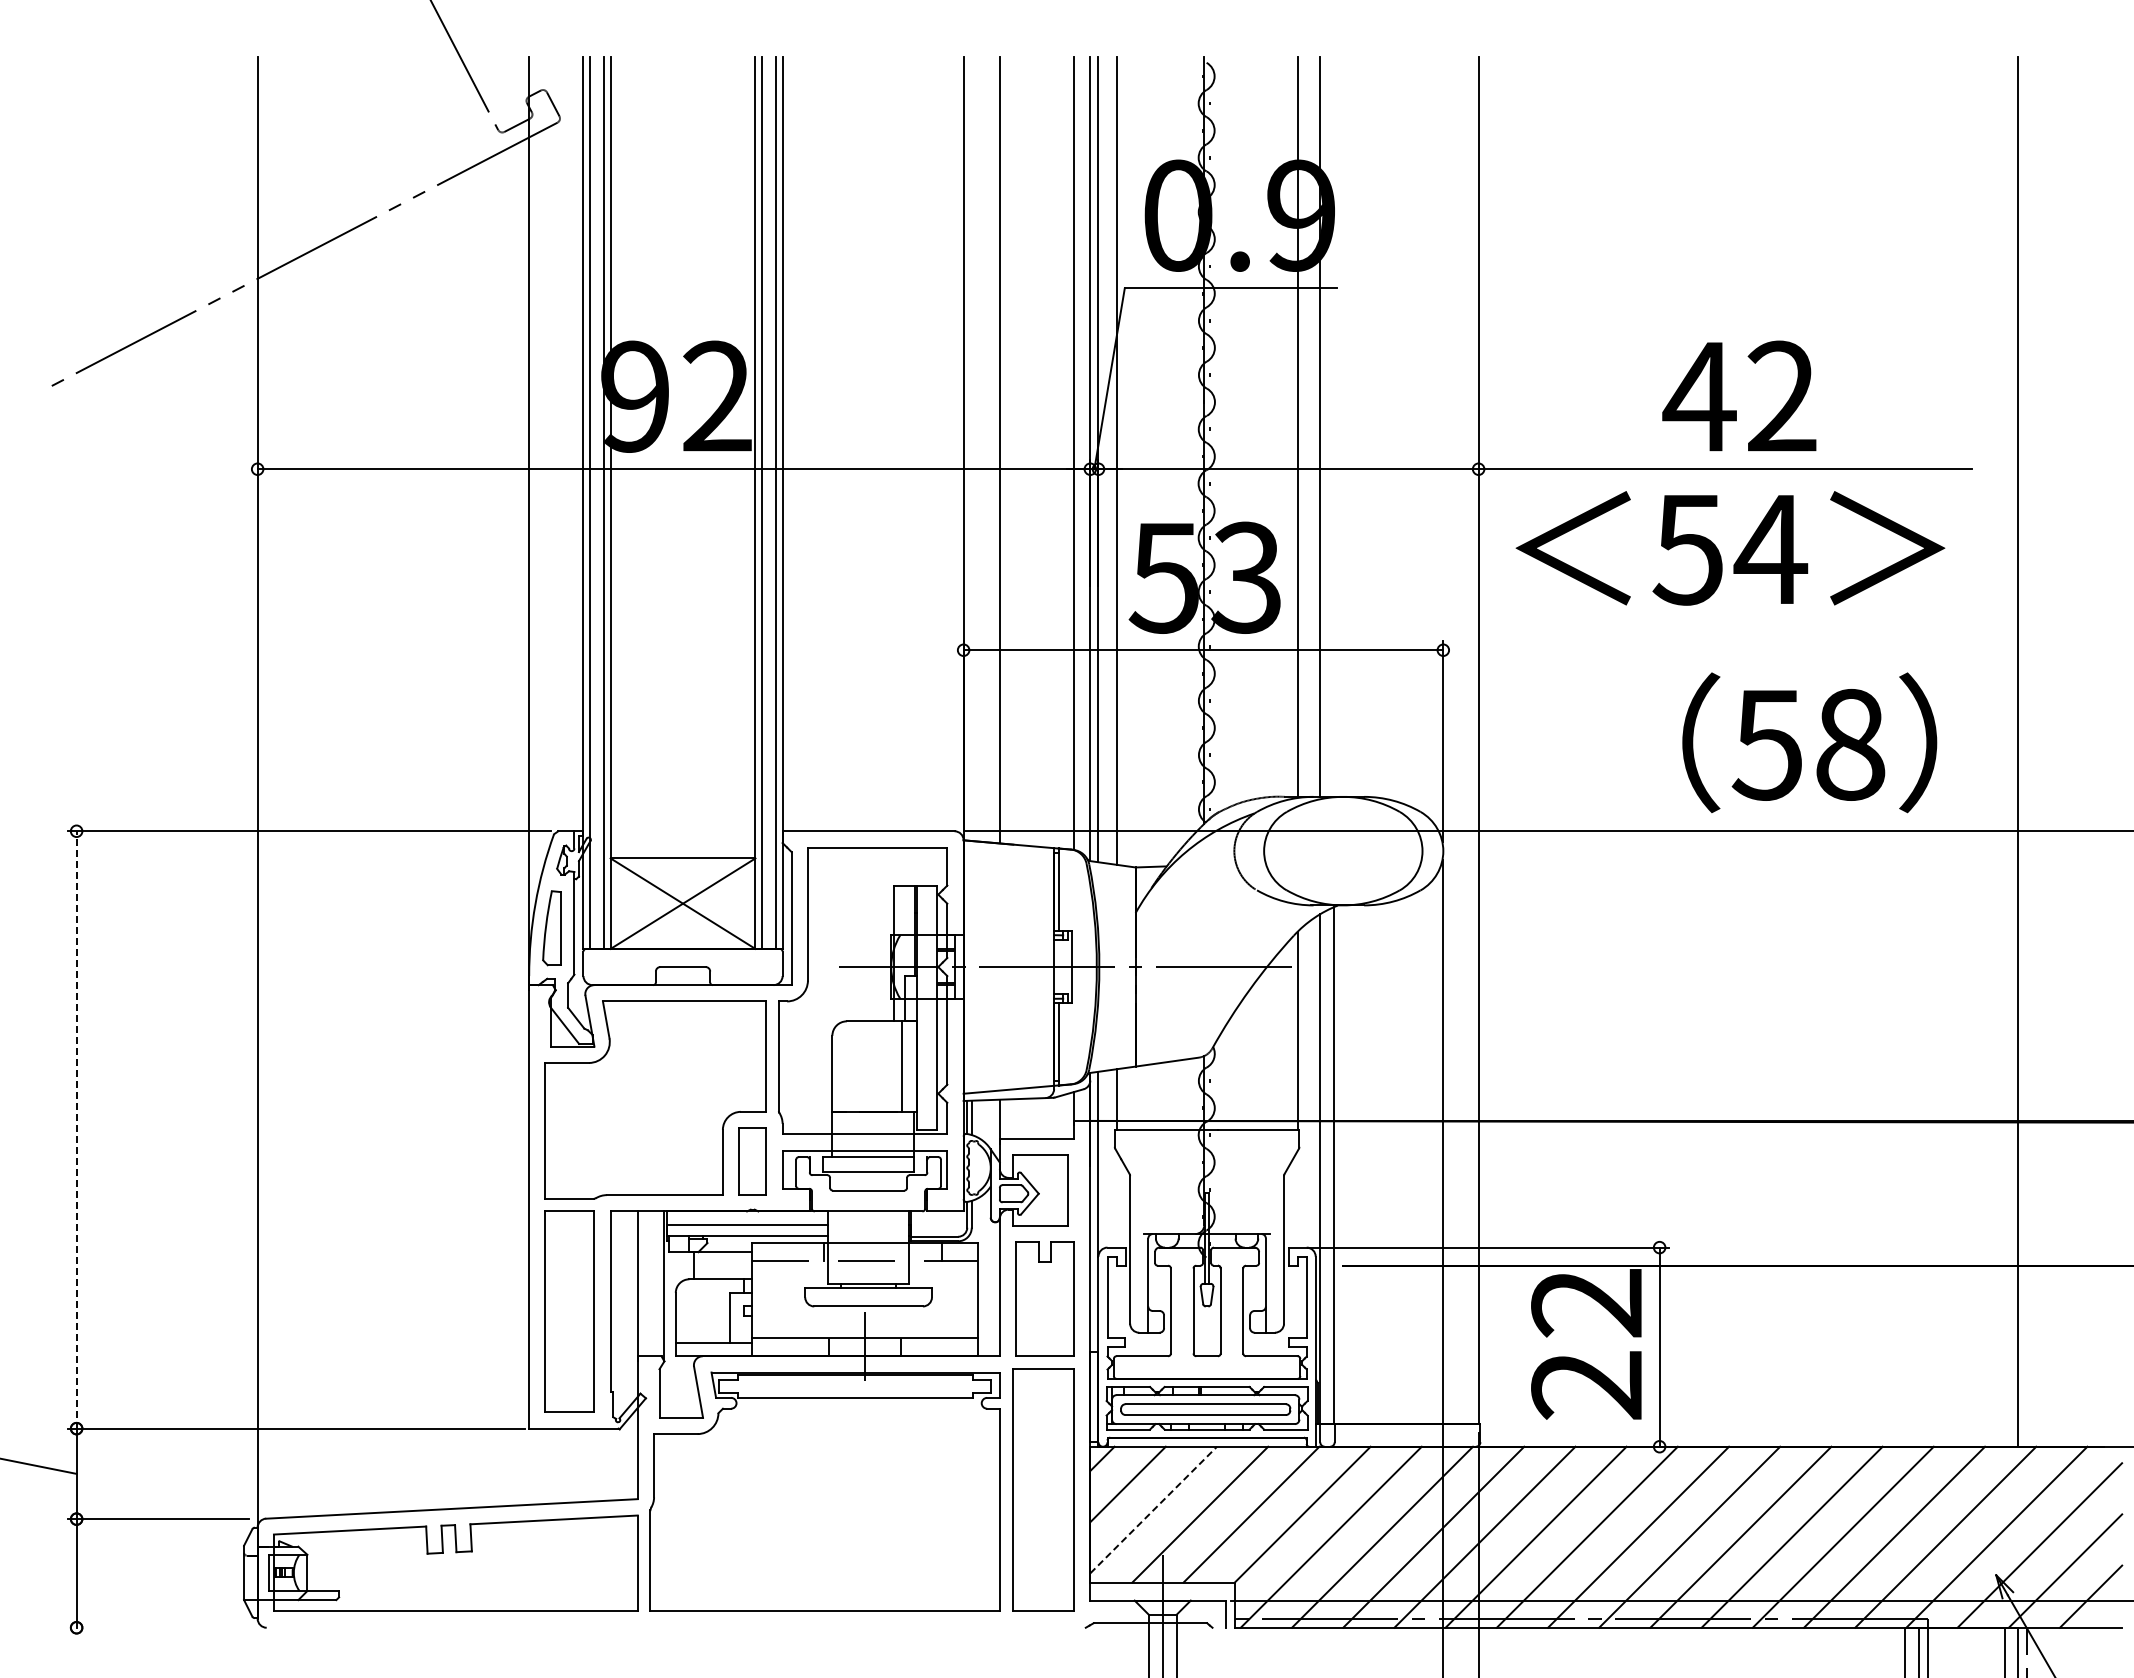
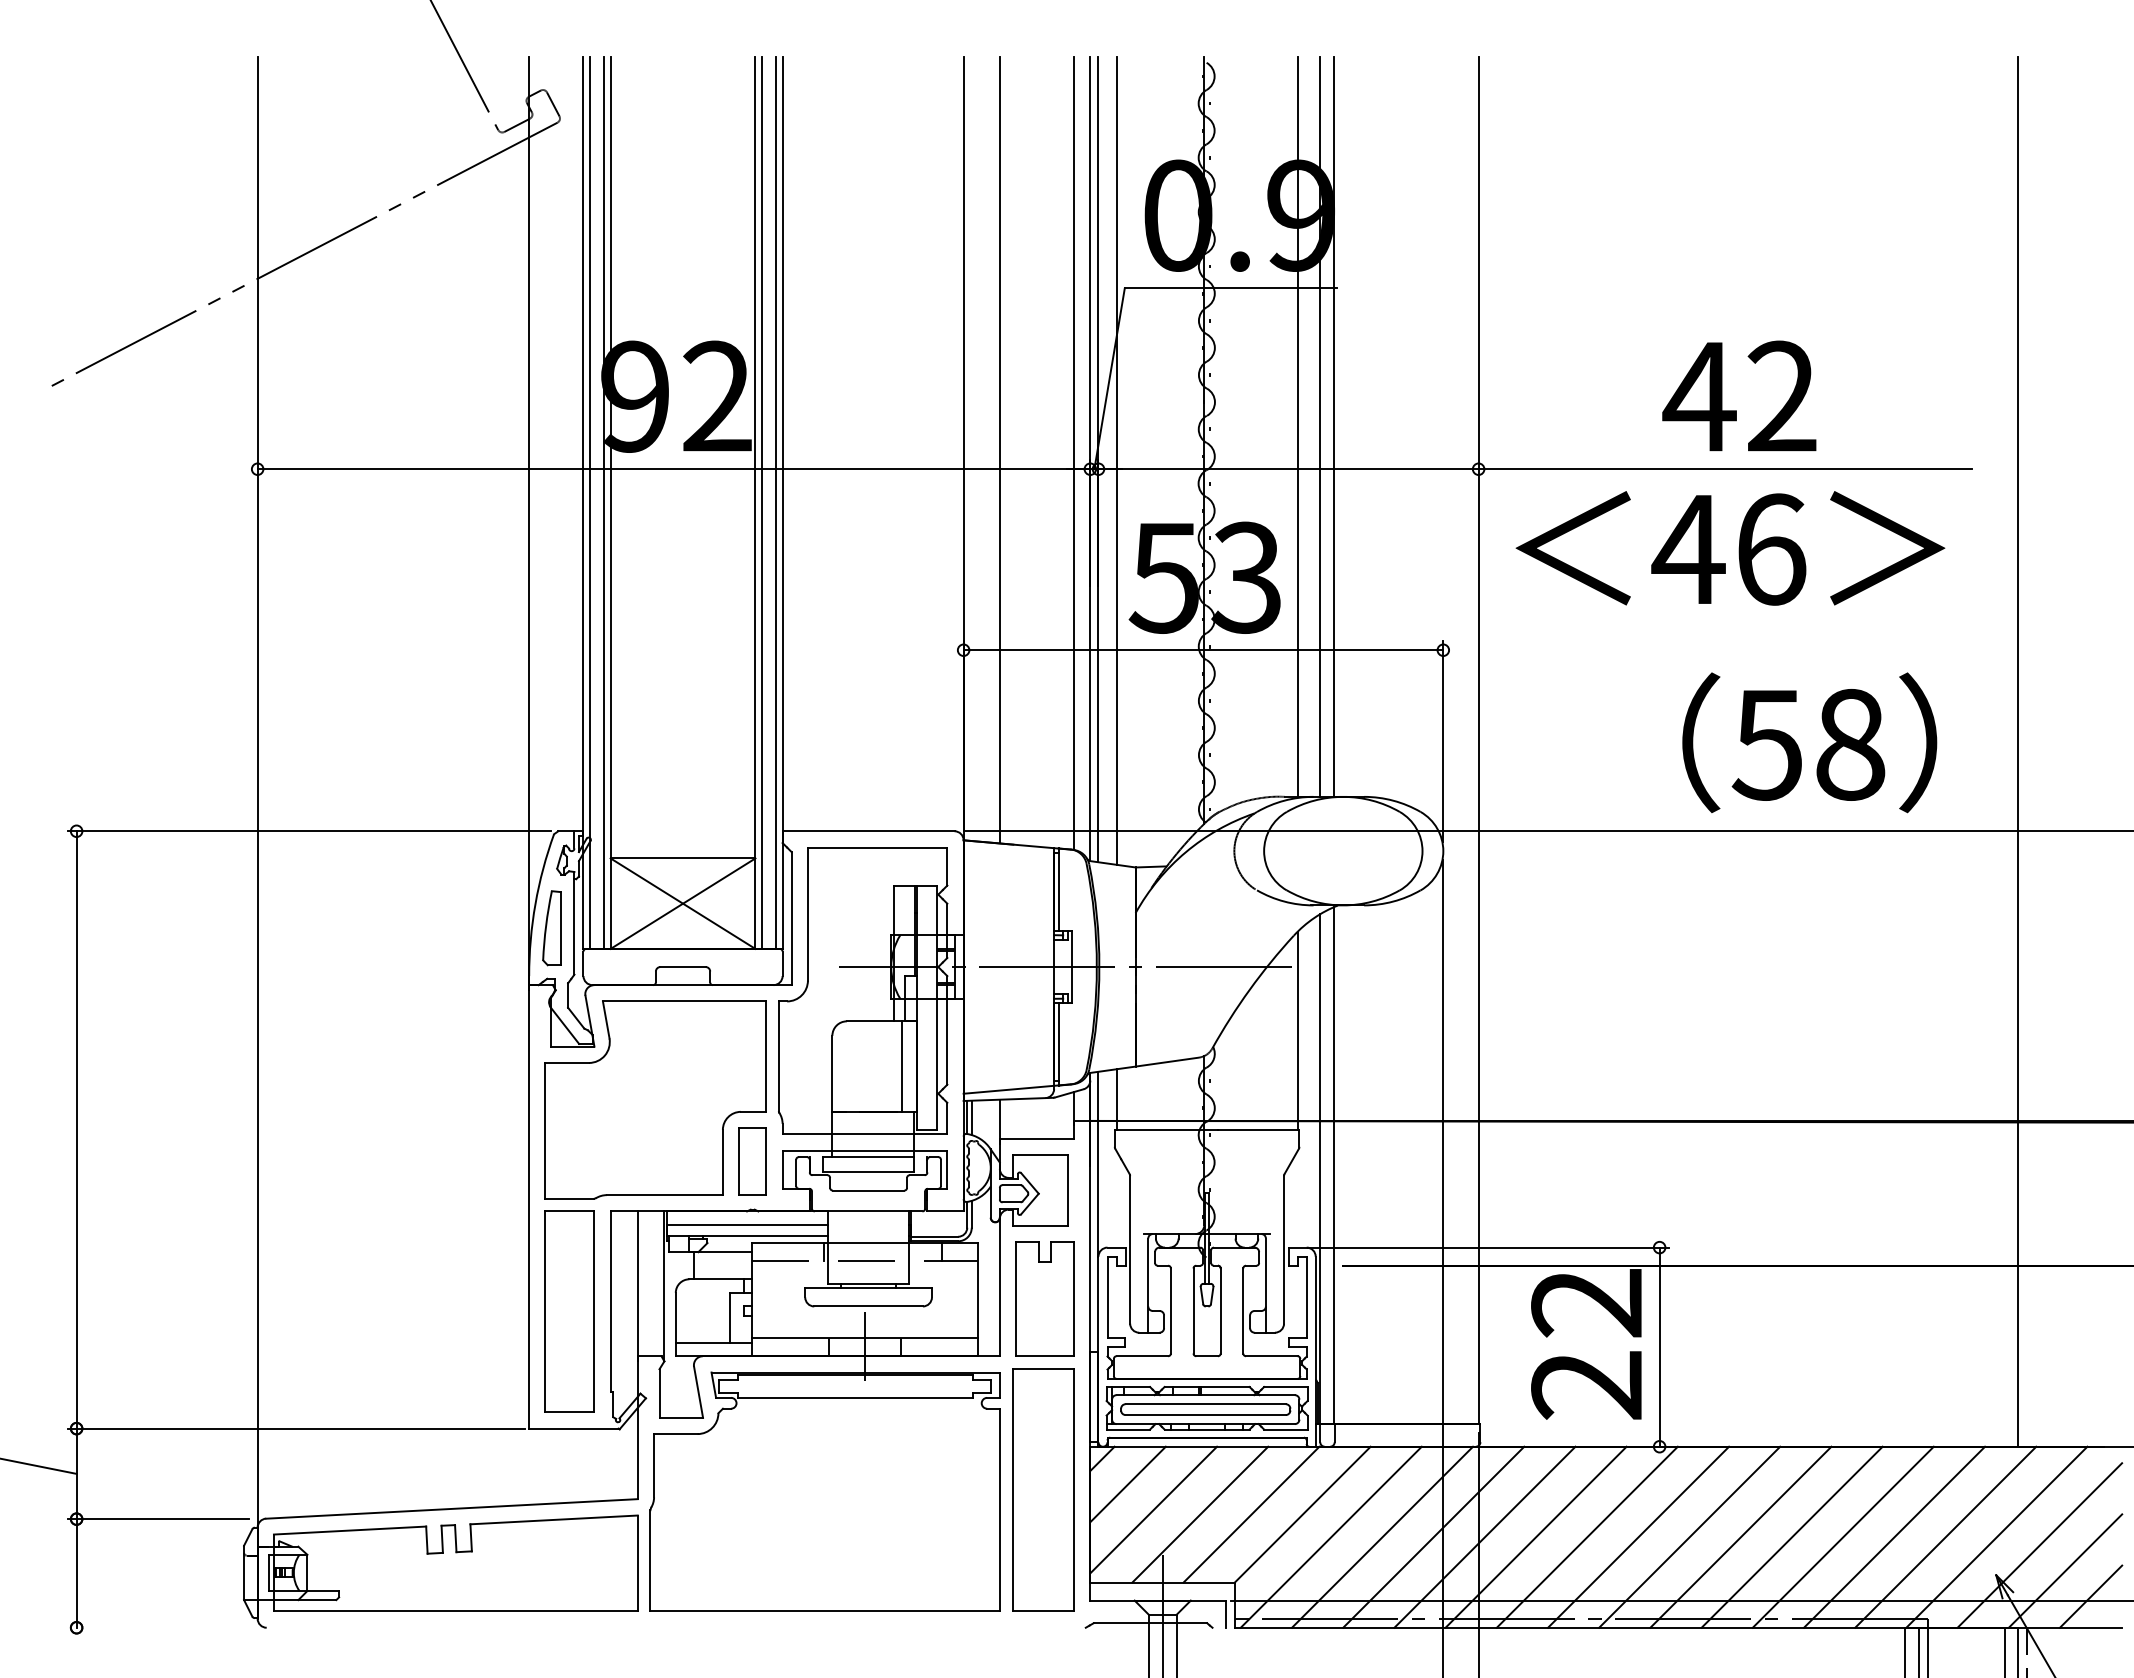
line: none -> present (1333, 426)
text: 54 -> 46 (1729, 549)
line: dashed -> solid (76, 1129)
line: dashed -> solid (1153, 1510)
